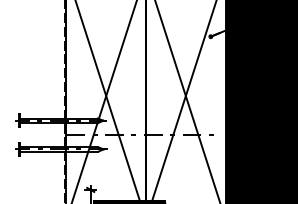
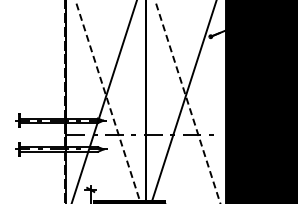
line: solid -> dashed (108, 102)
line: solid -> dashed (187, 102)
